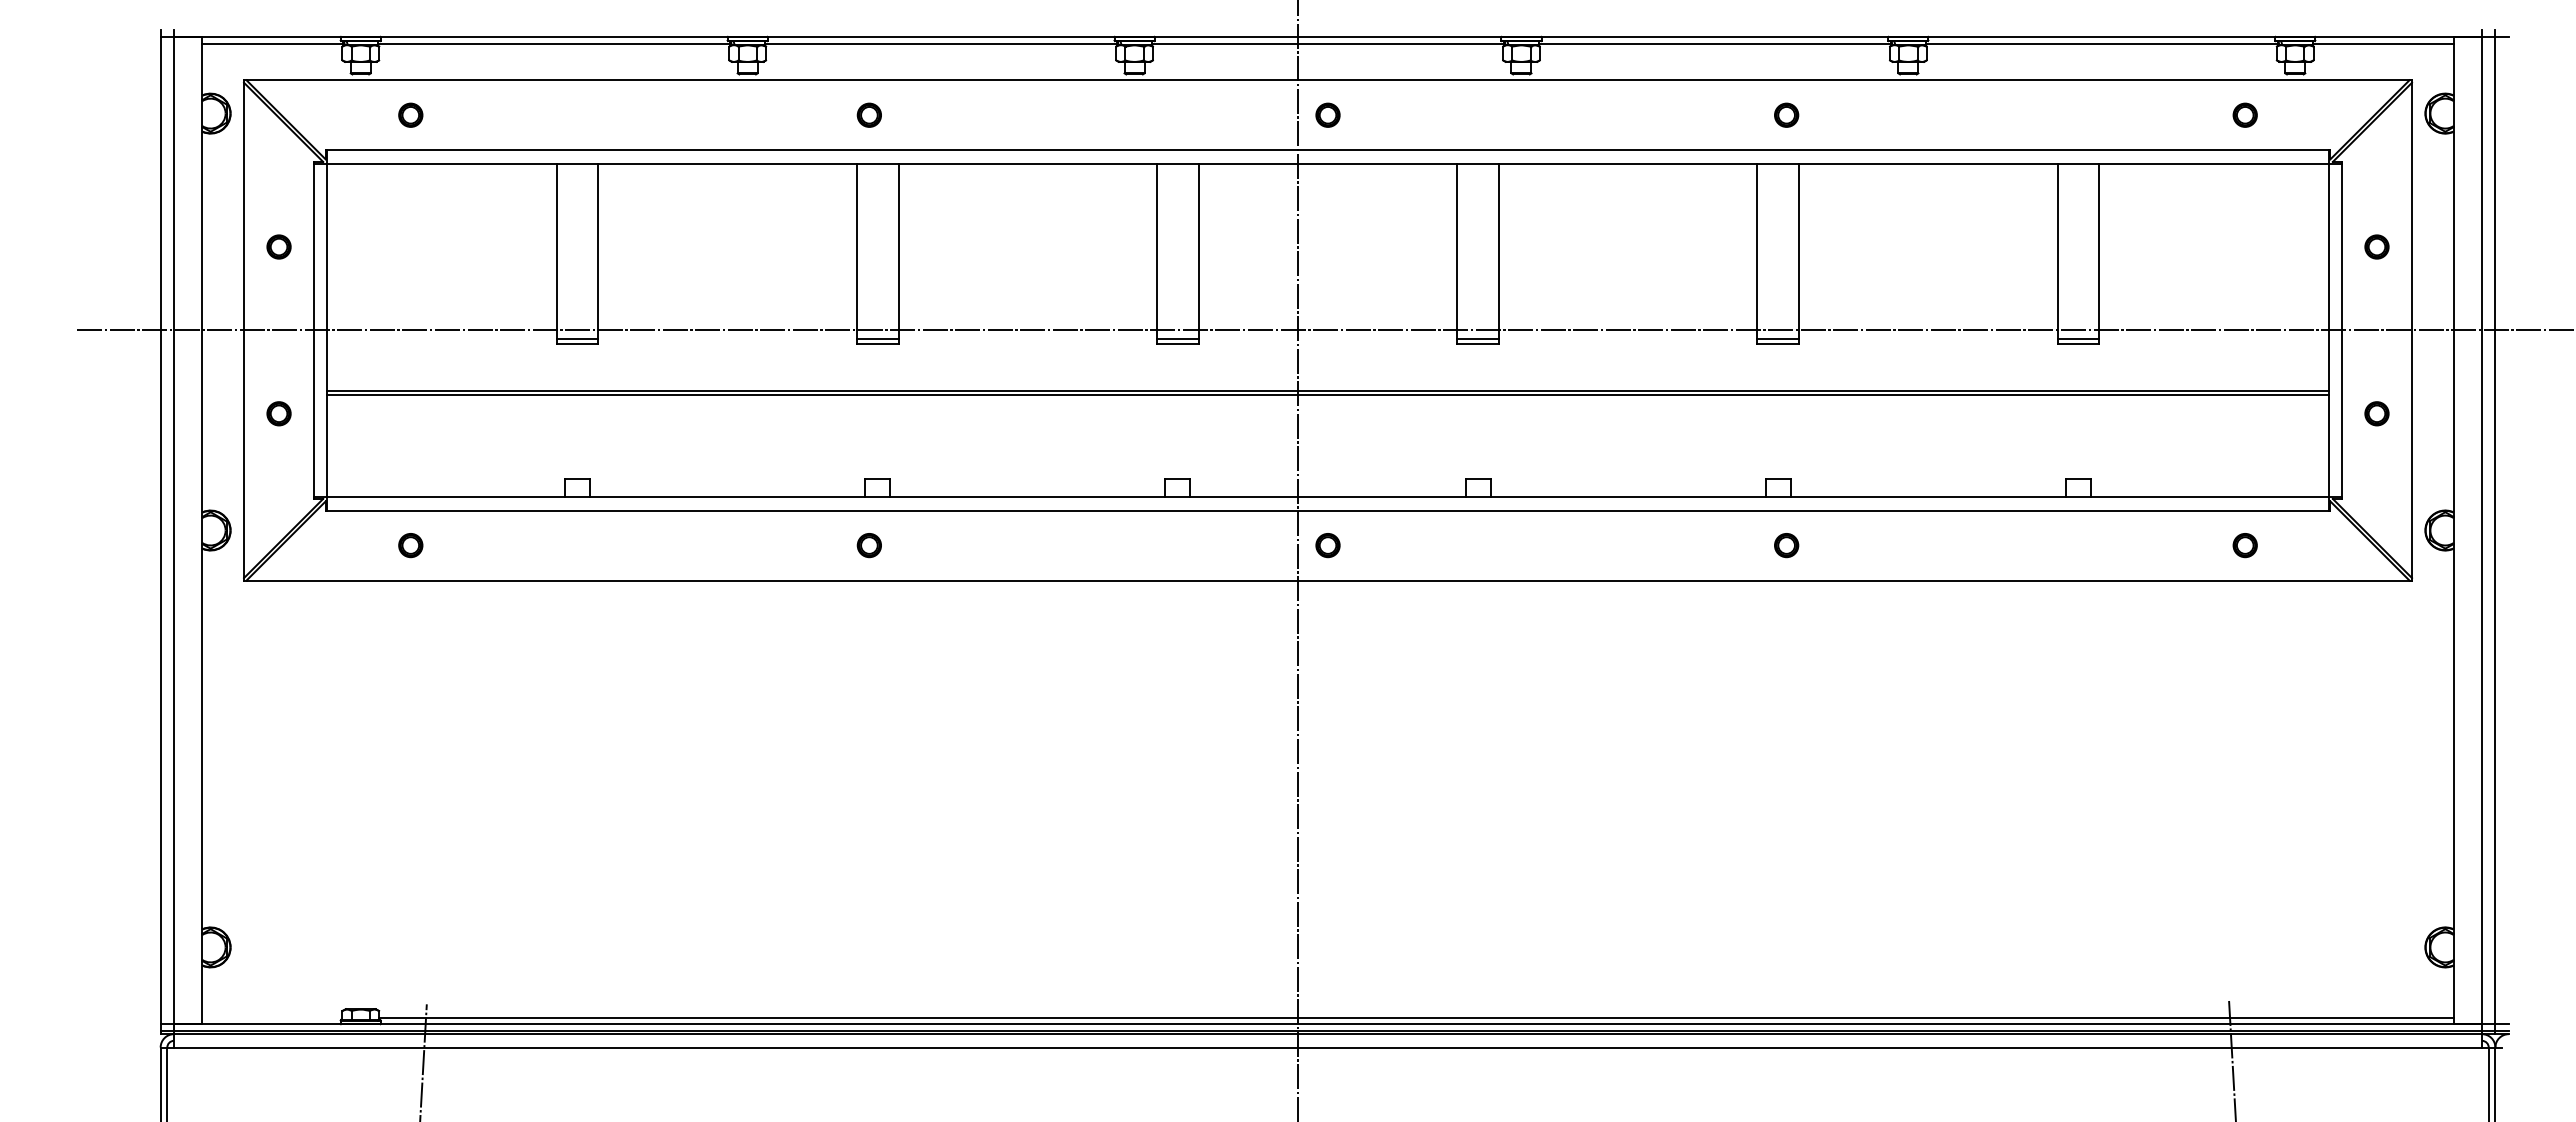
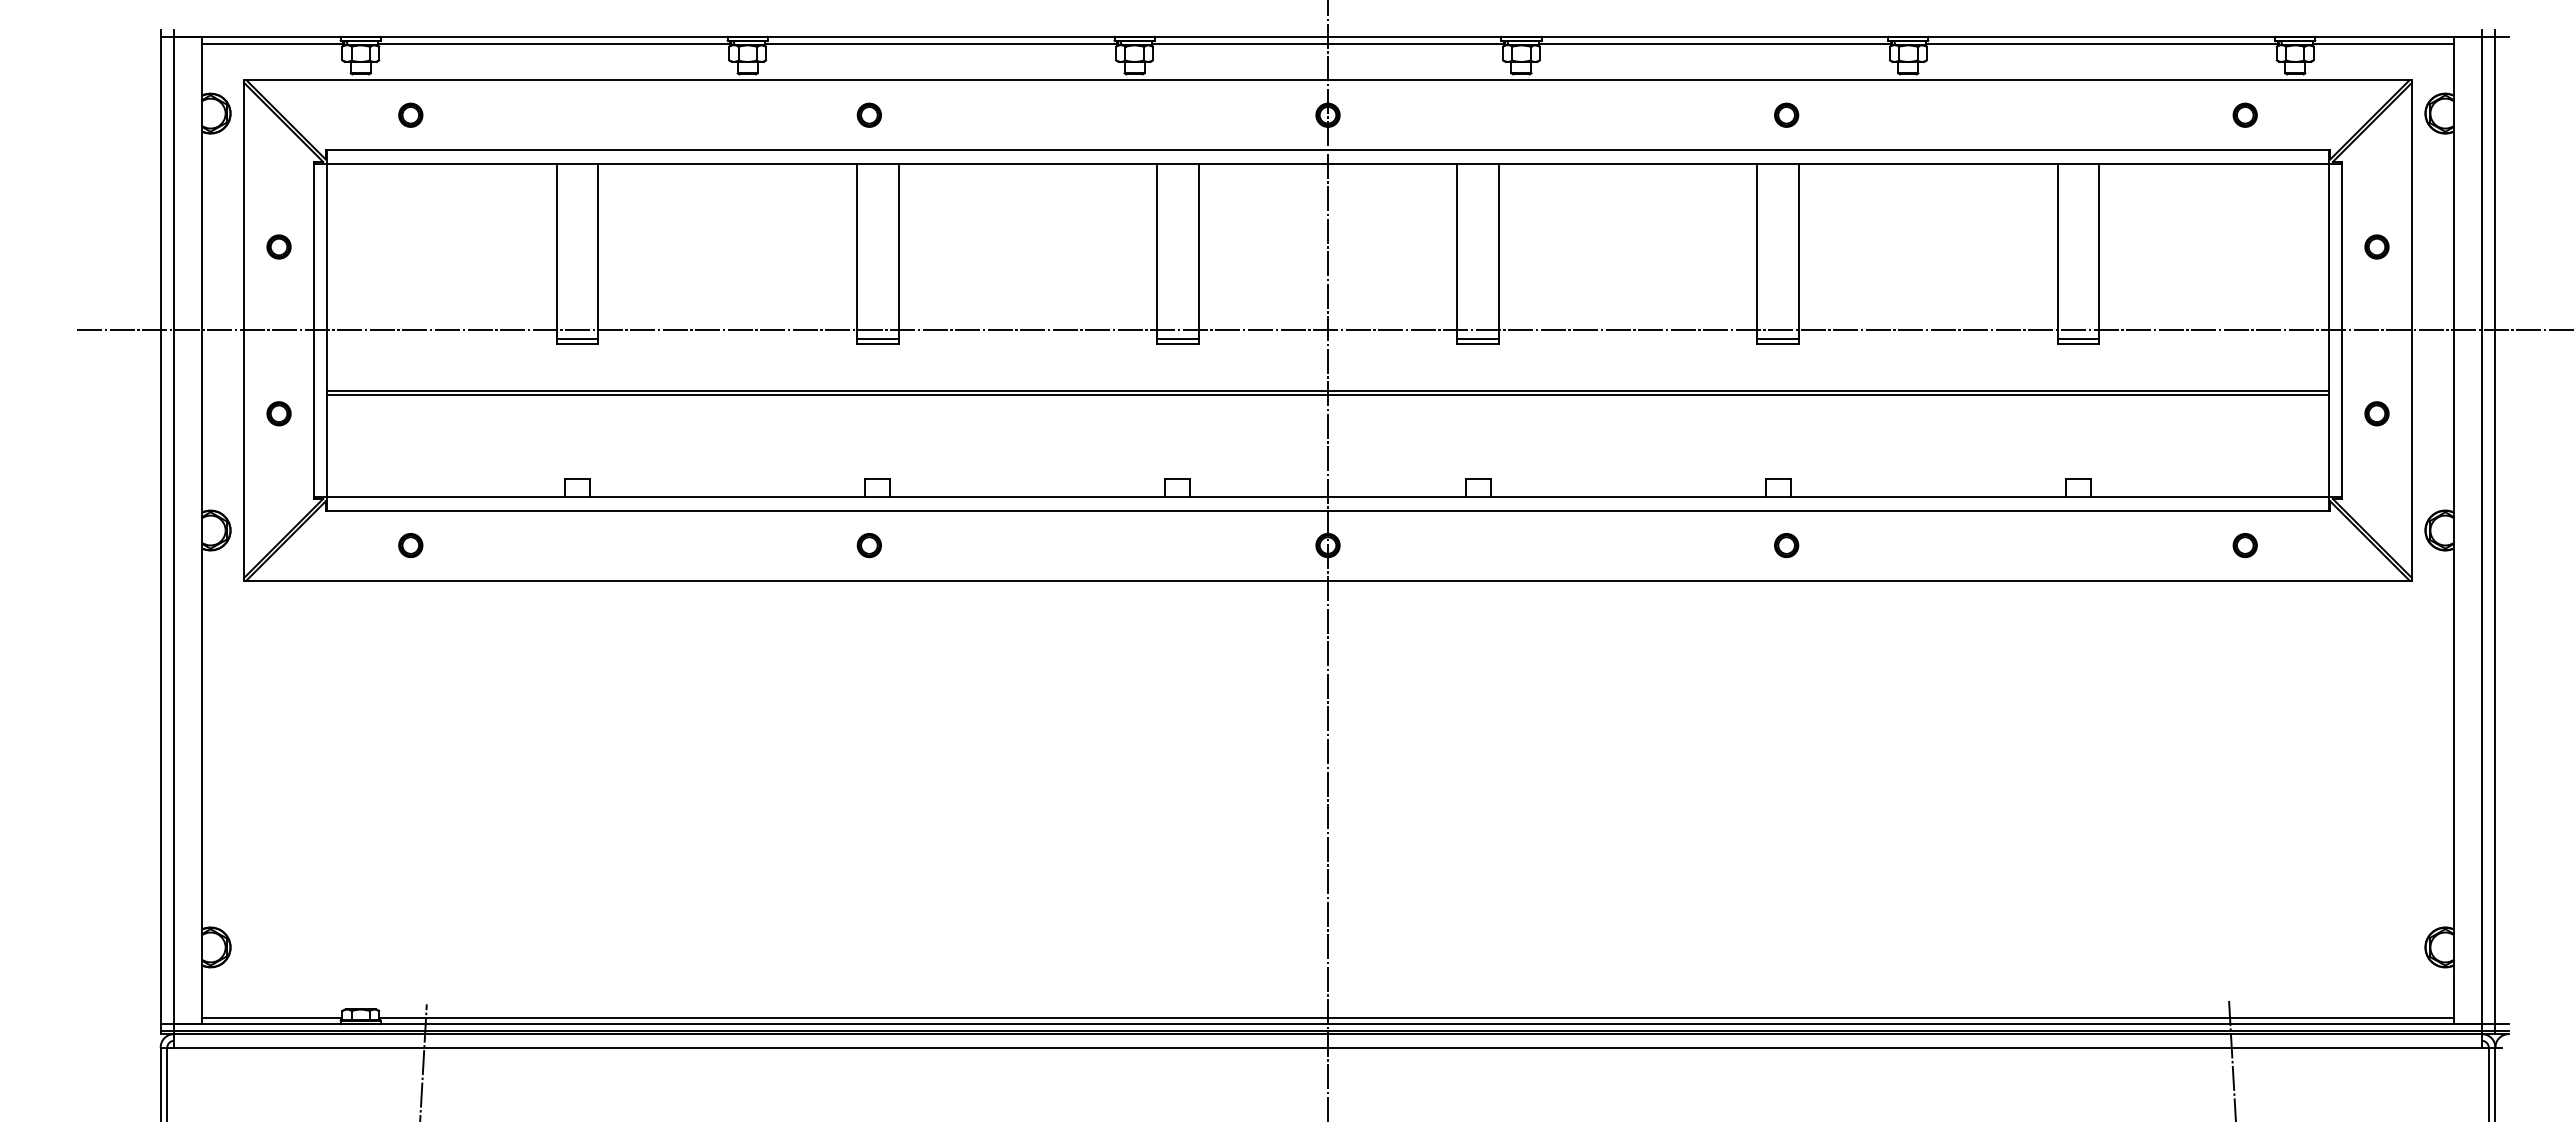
line position: (1298, 560) -> (1328, 560) (1328, 560)
line: none -> present (272, 1017)
